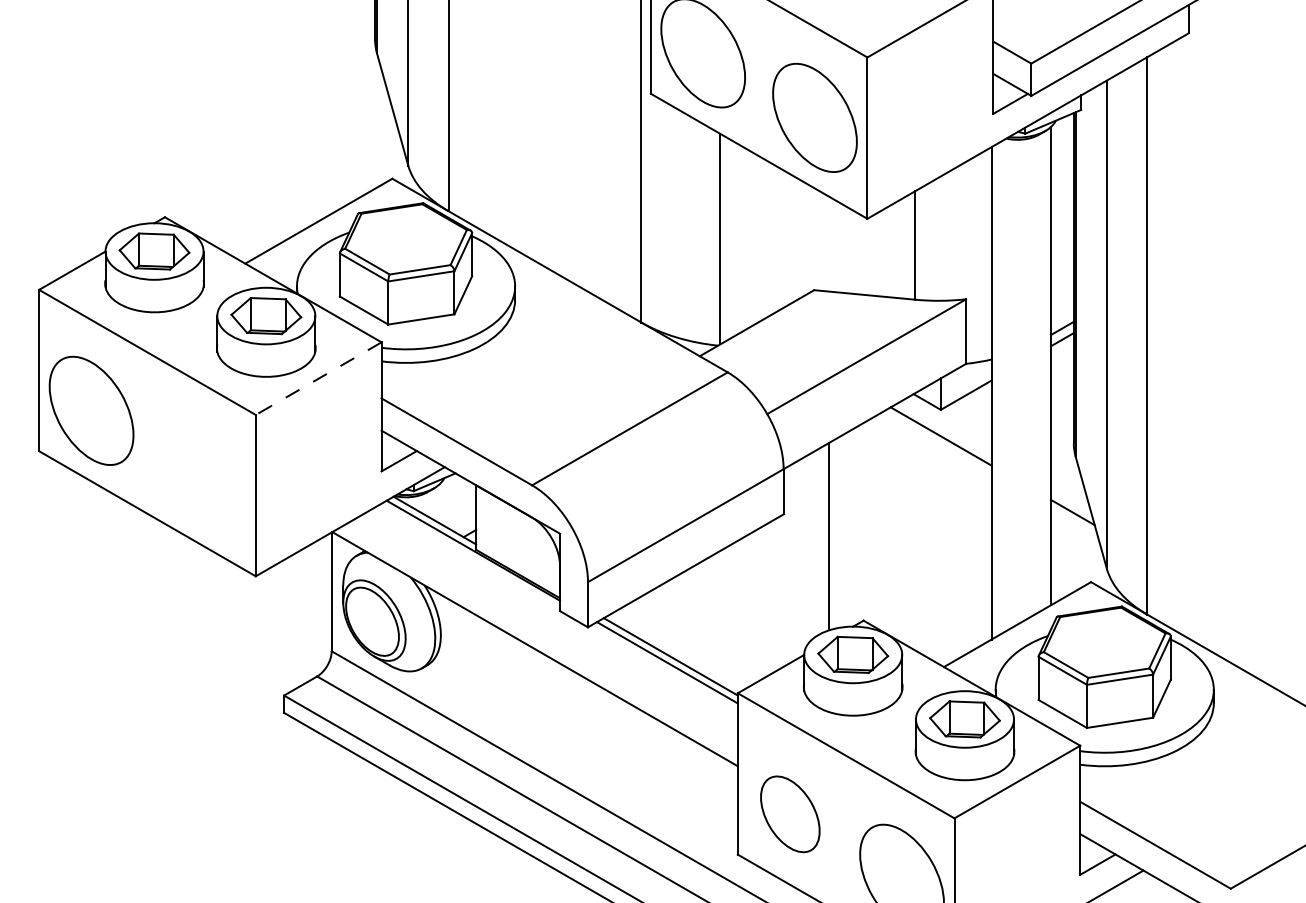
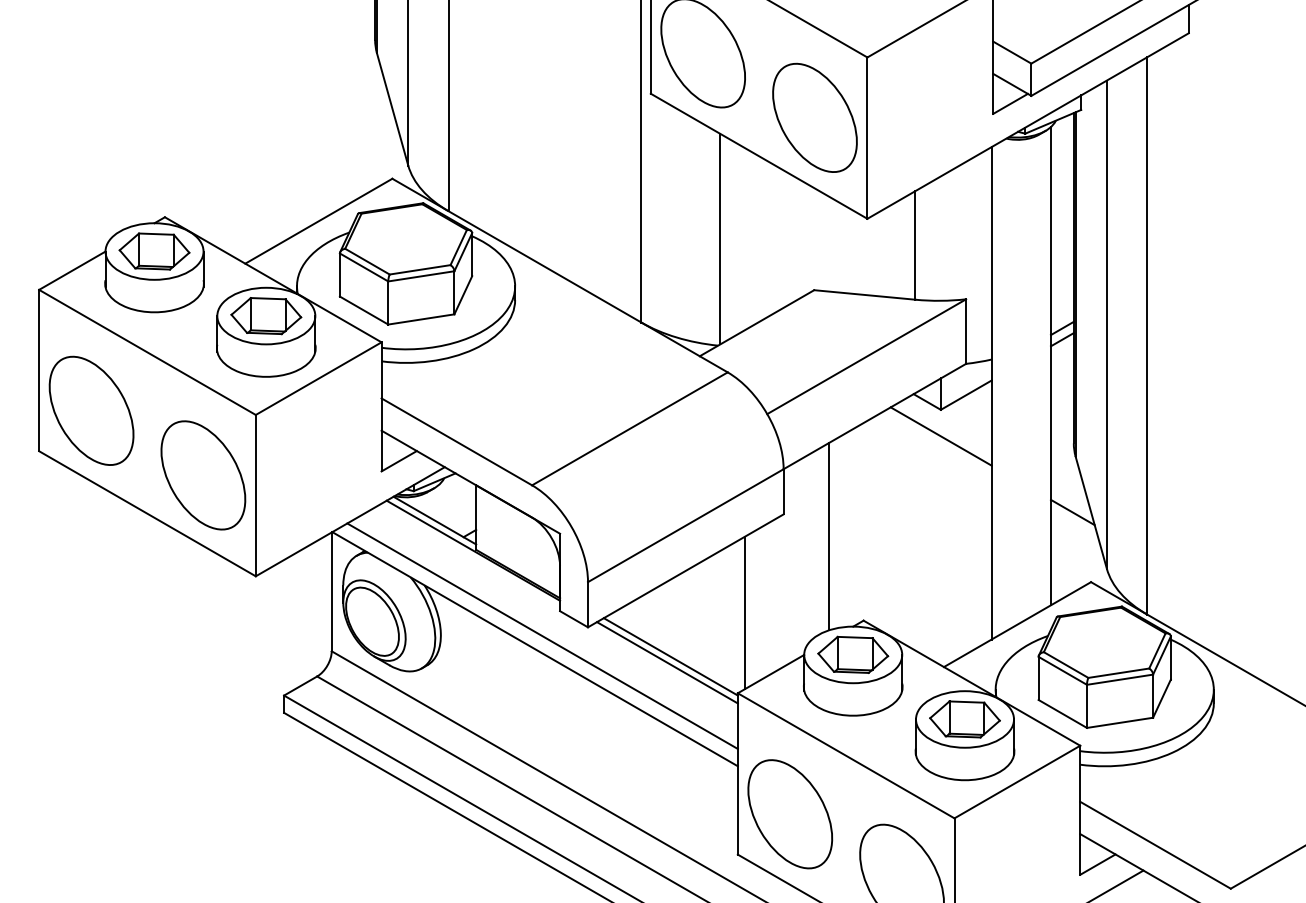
line: dashed -> solid (318, 378)
part: none -> present (203, 475)
line: none -> present (744, 612)
line: none -> present (542, 635)
part size: 61x79 px -> 87x111 px (790, 814)
